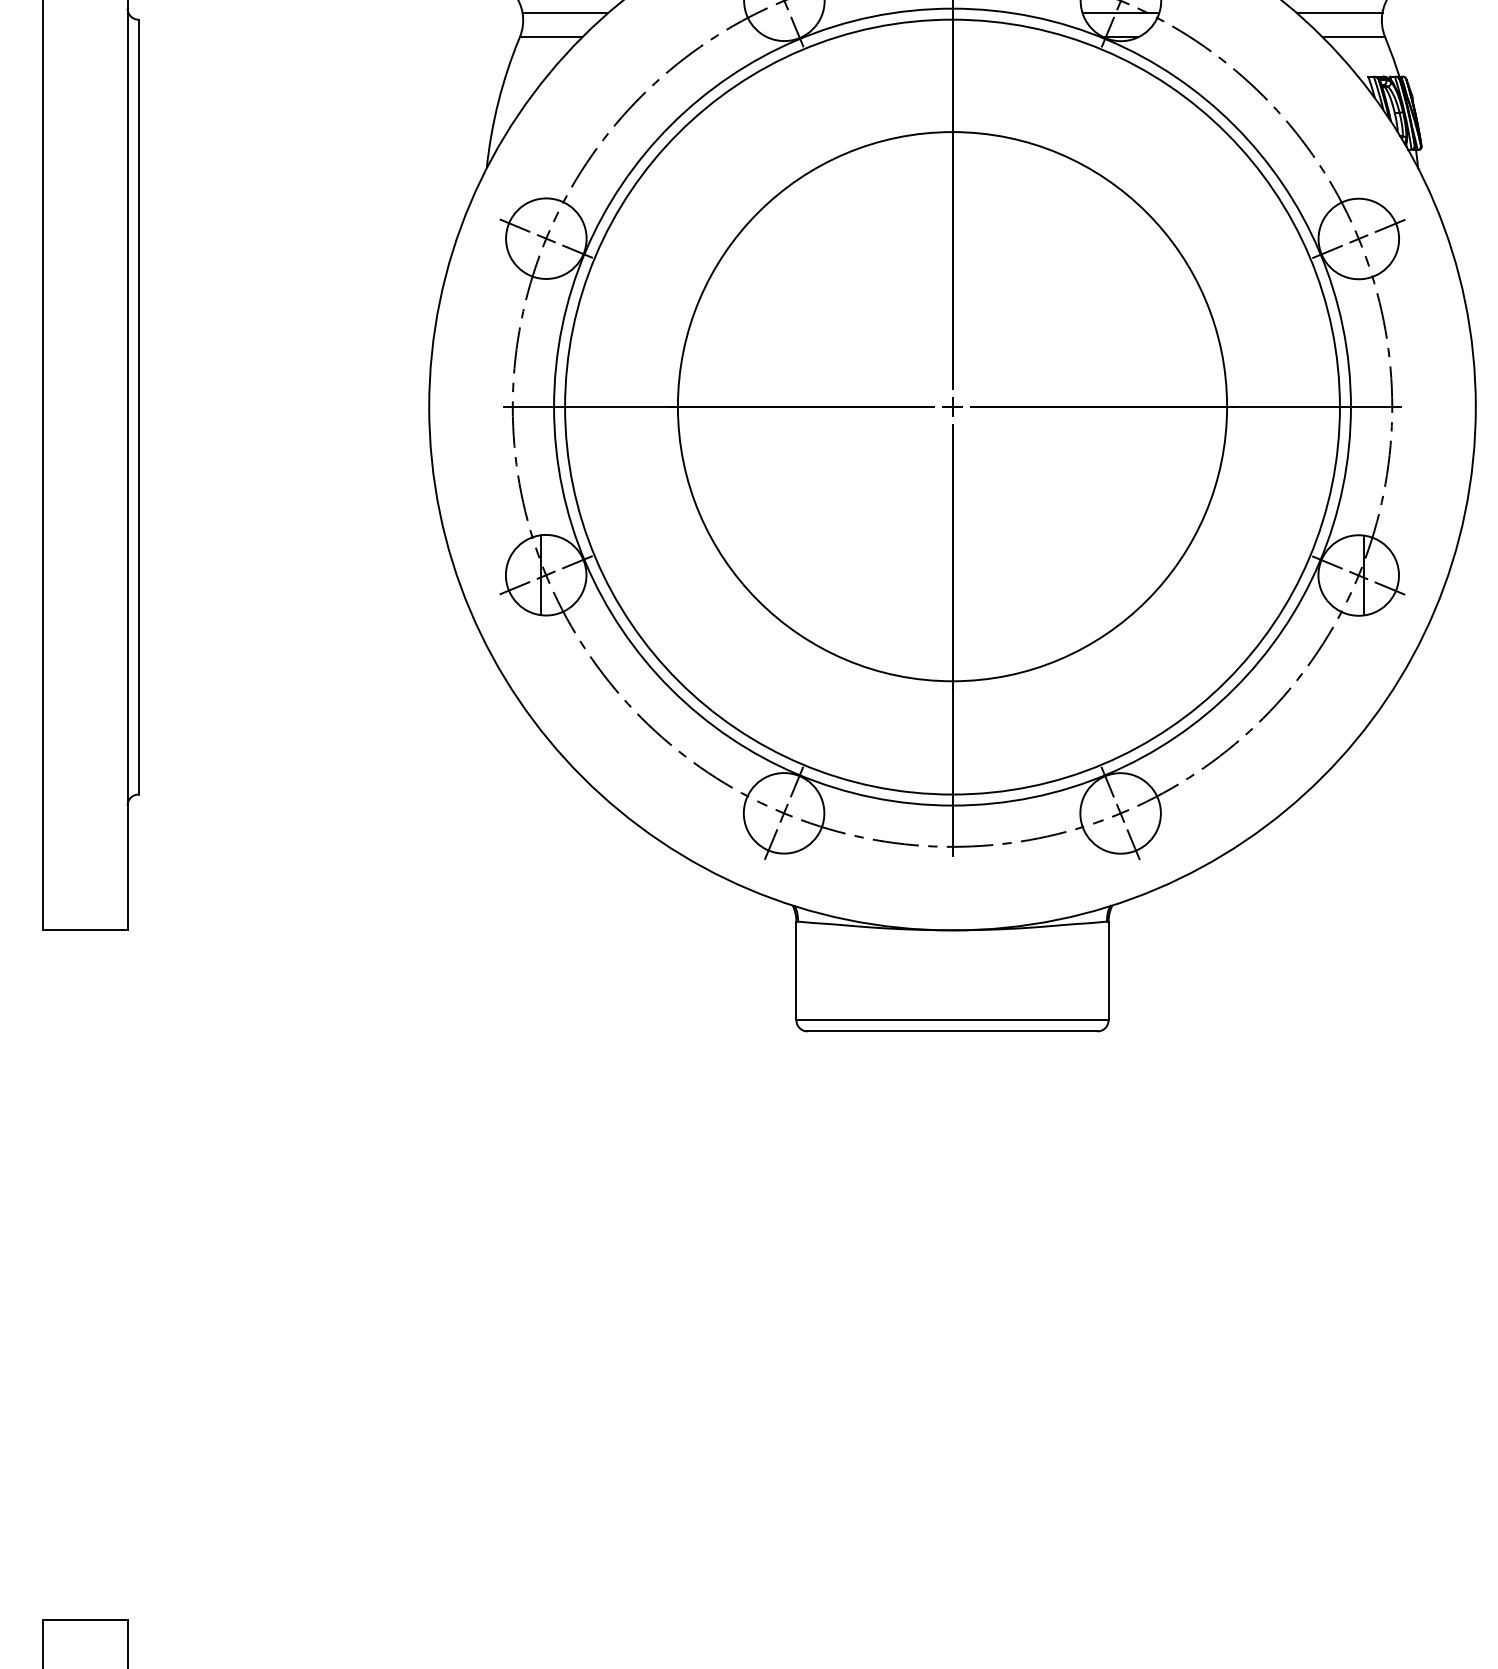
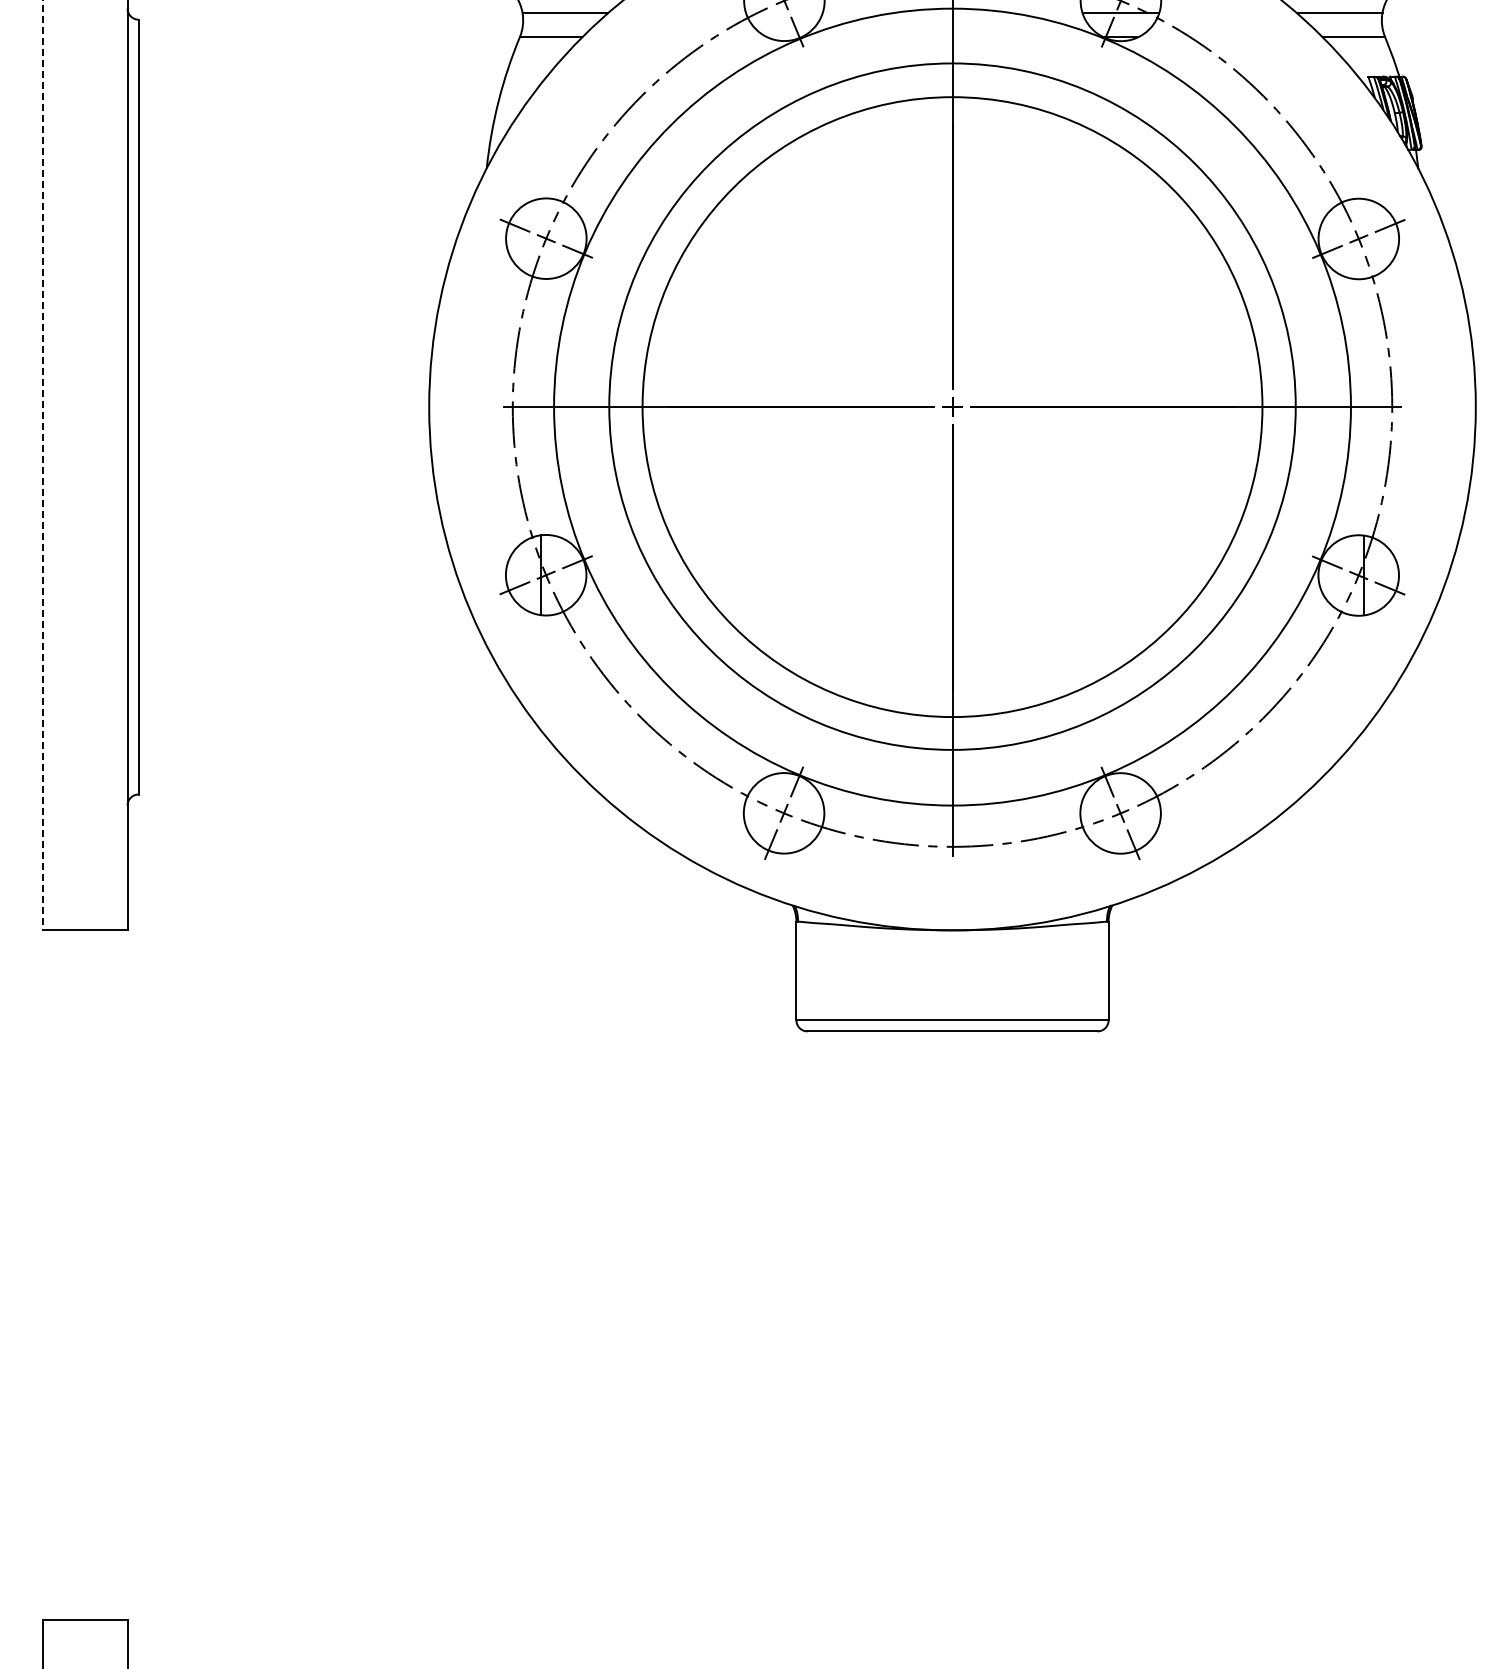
circle diameter: 549 px -> 686 px (952, 406)
circle diameter: 775 px -> 620 px (952, 407)
line: solid -> dashed (43, 465)
